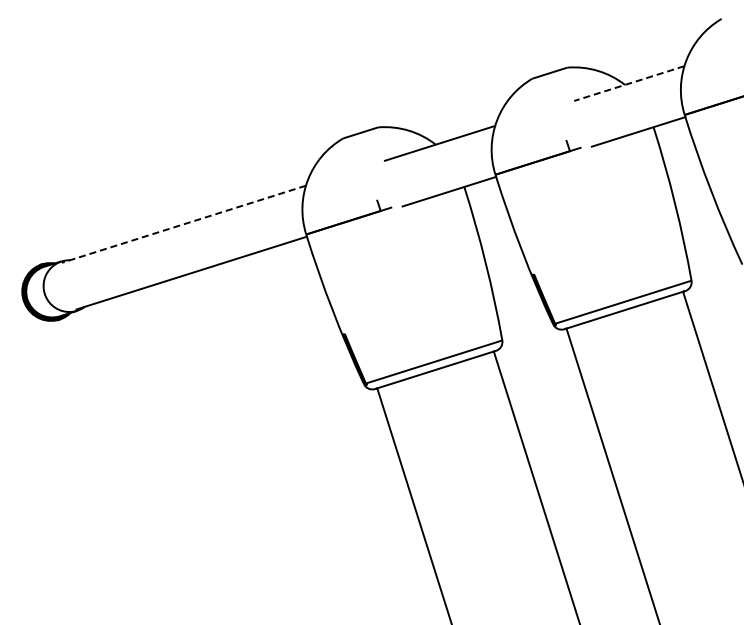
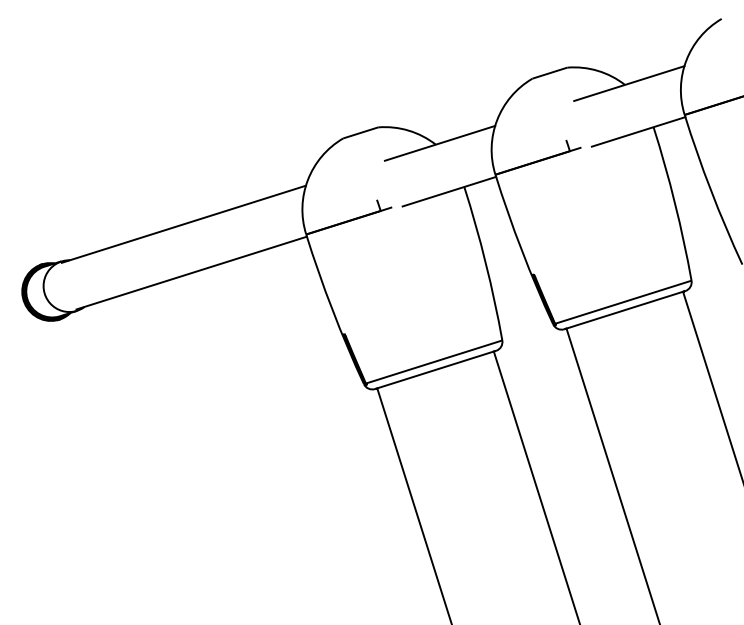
line: dashed -> solid (629, 83)
line: dashed -> solid (183, 224)
